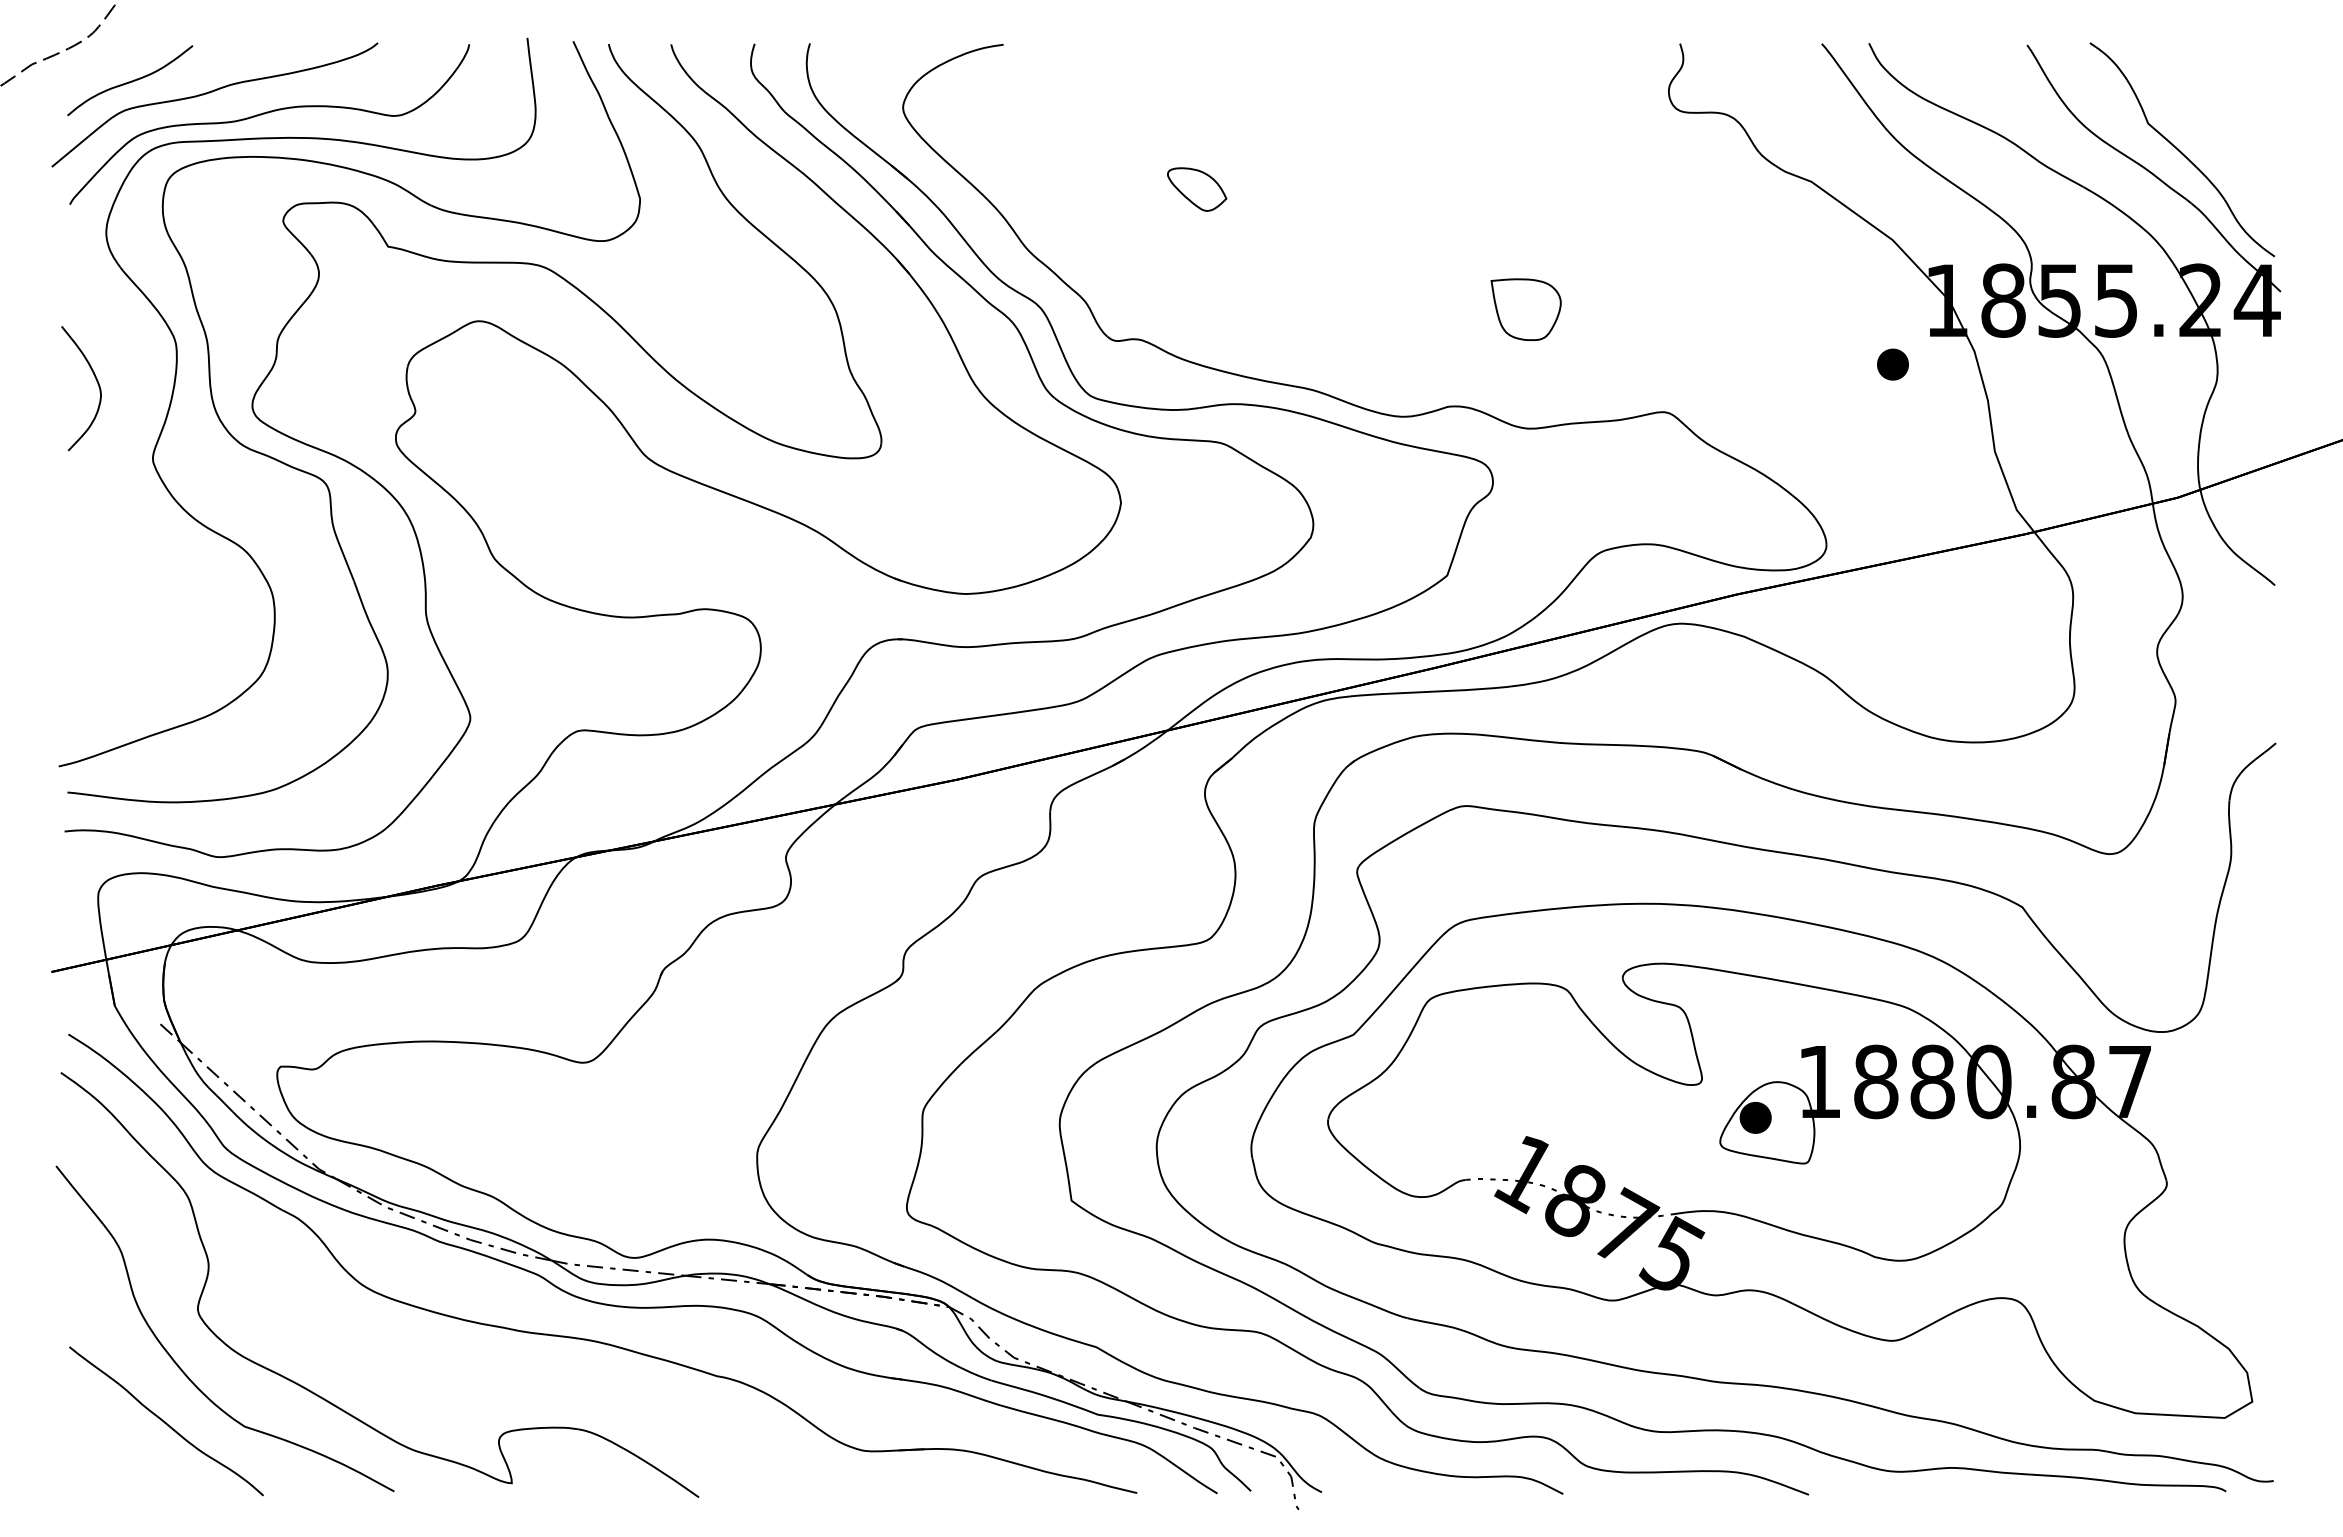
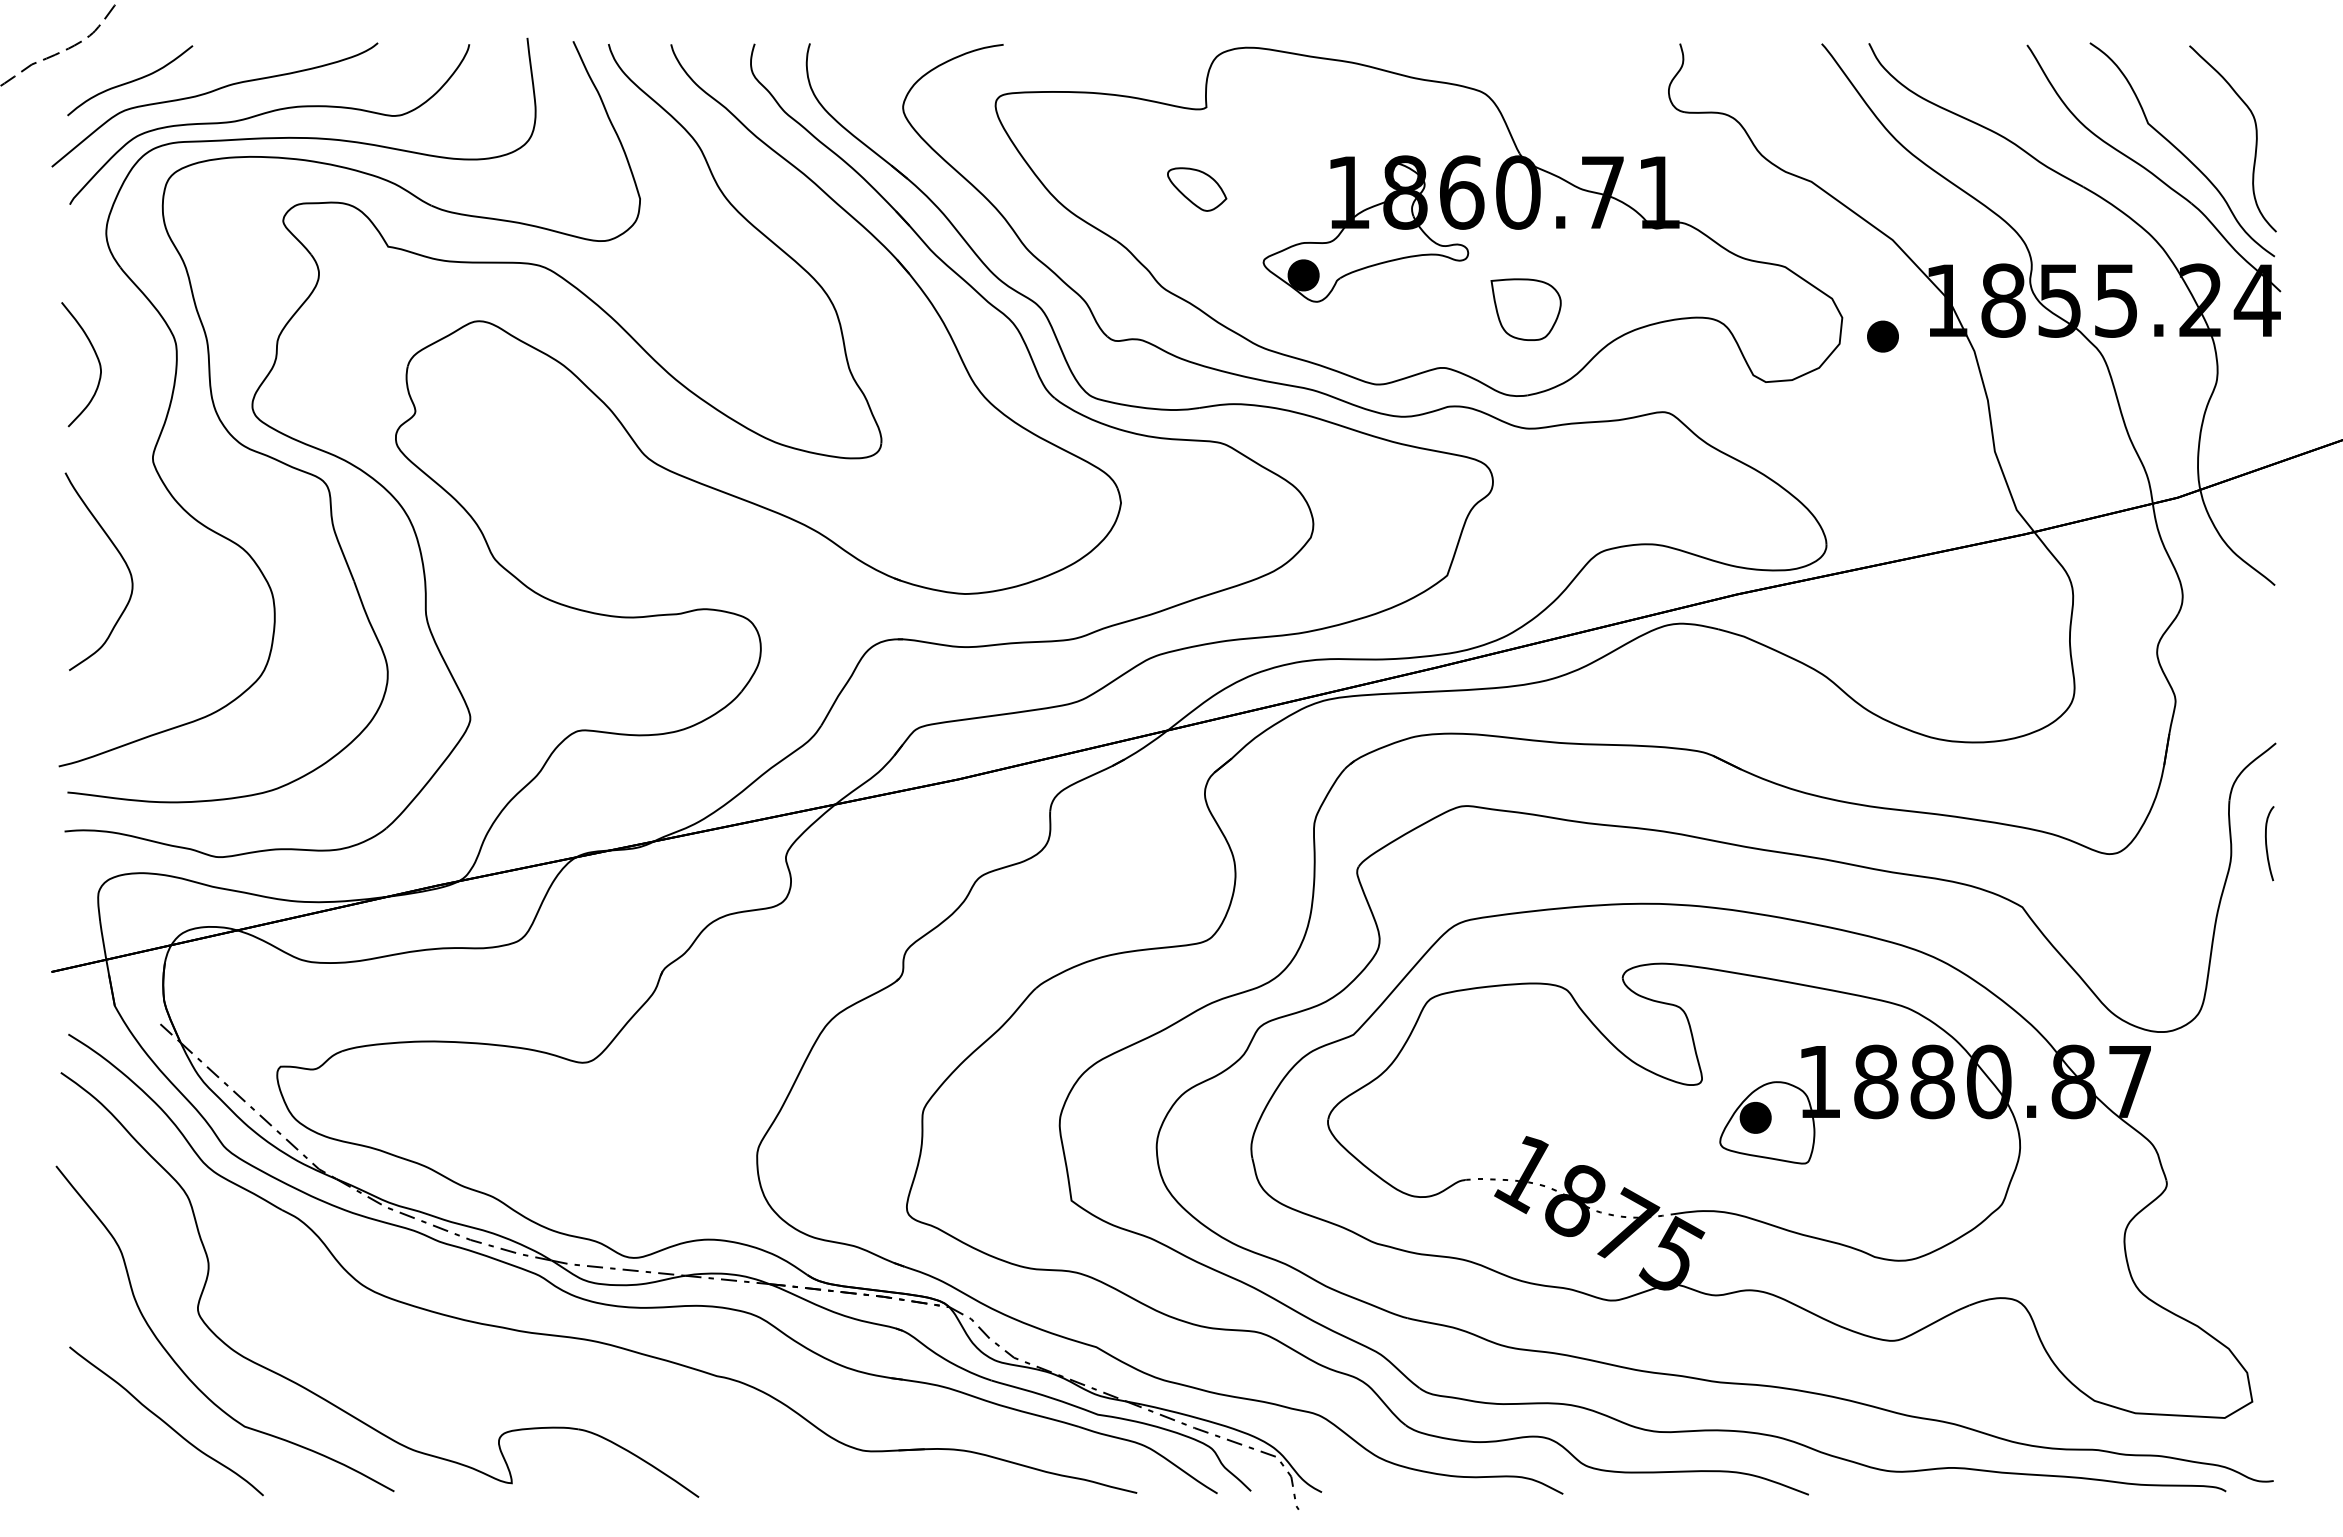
curve: none -> present (2255, 136)
part: none -> present (1418, 221)
part position: (1892, 364) -> (1882, 336) (1882, 336)
curve position: (97, 384) -> (97, 360) (97, 360)
curve: none -> present (120, 556)
curve: none -> present (2267, 844)
